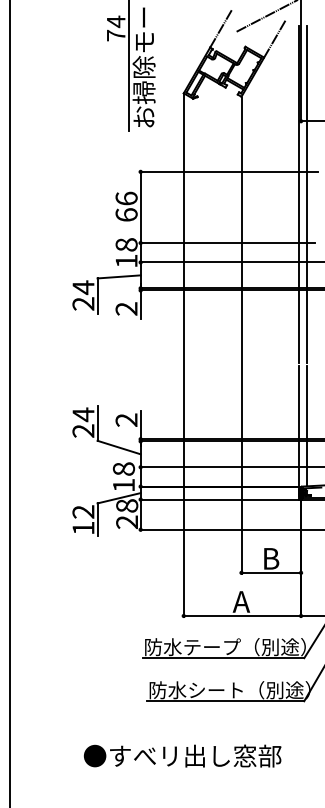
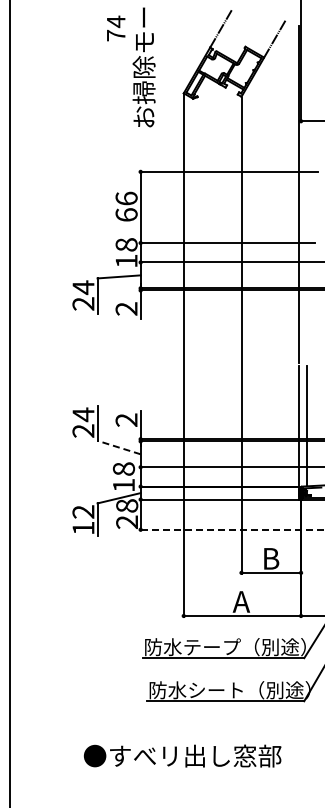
line: present -> none (264, 16)
line: present -> none (128, 66)
line: present -> none (306, 194)
line: solid -> dashed (119, 447)
line: solid -> dashed (231, 529)
